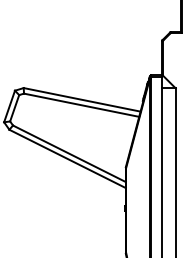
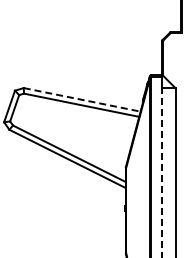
line: solid -> dashed (82, 99)
line: solid -> dashed (162, 173)
